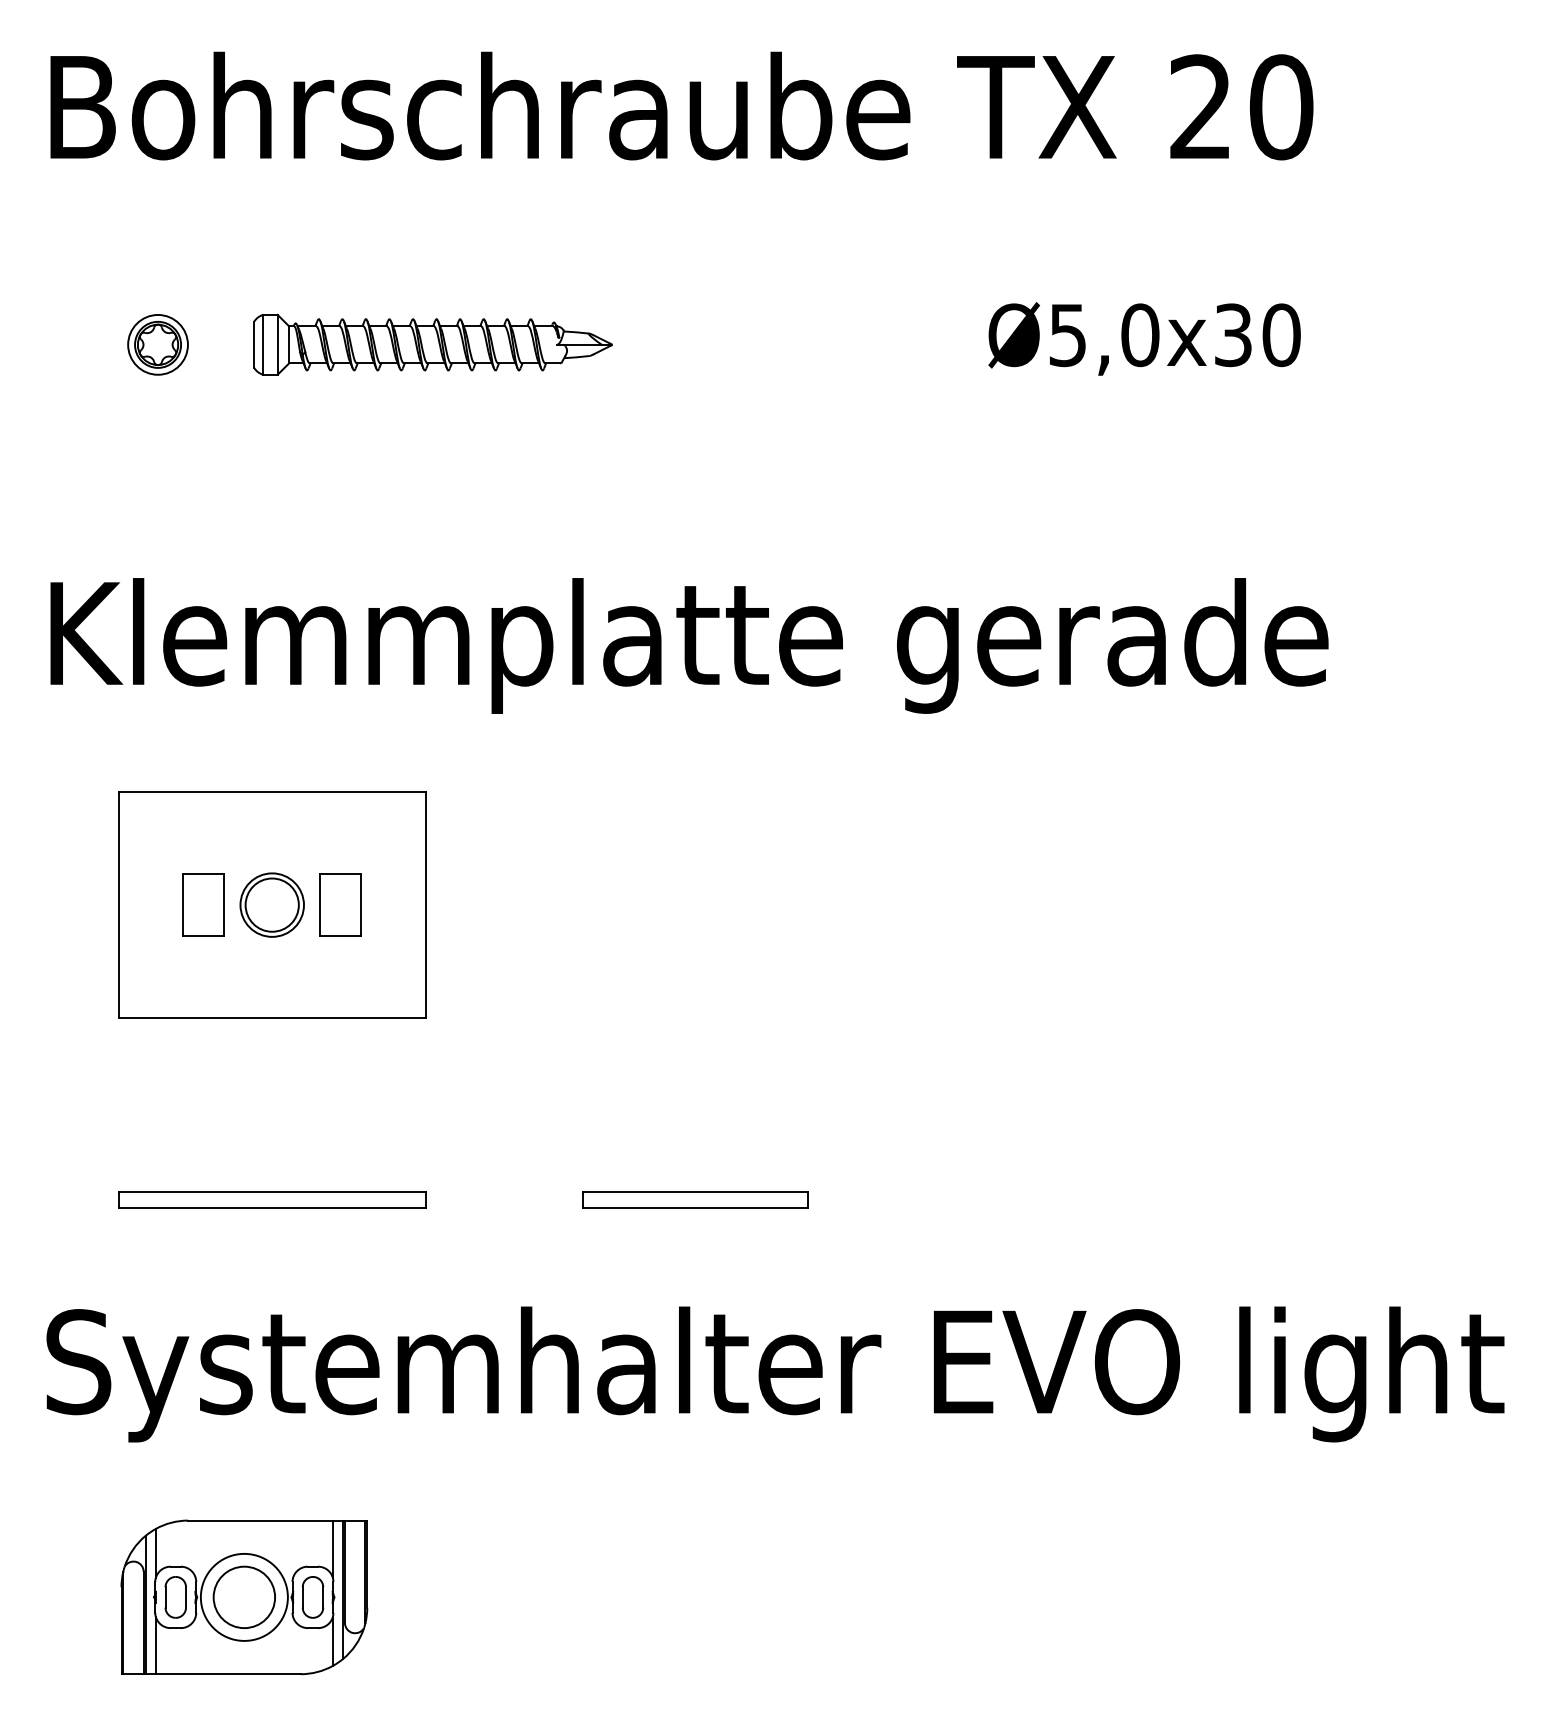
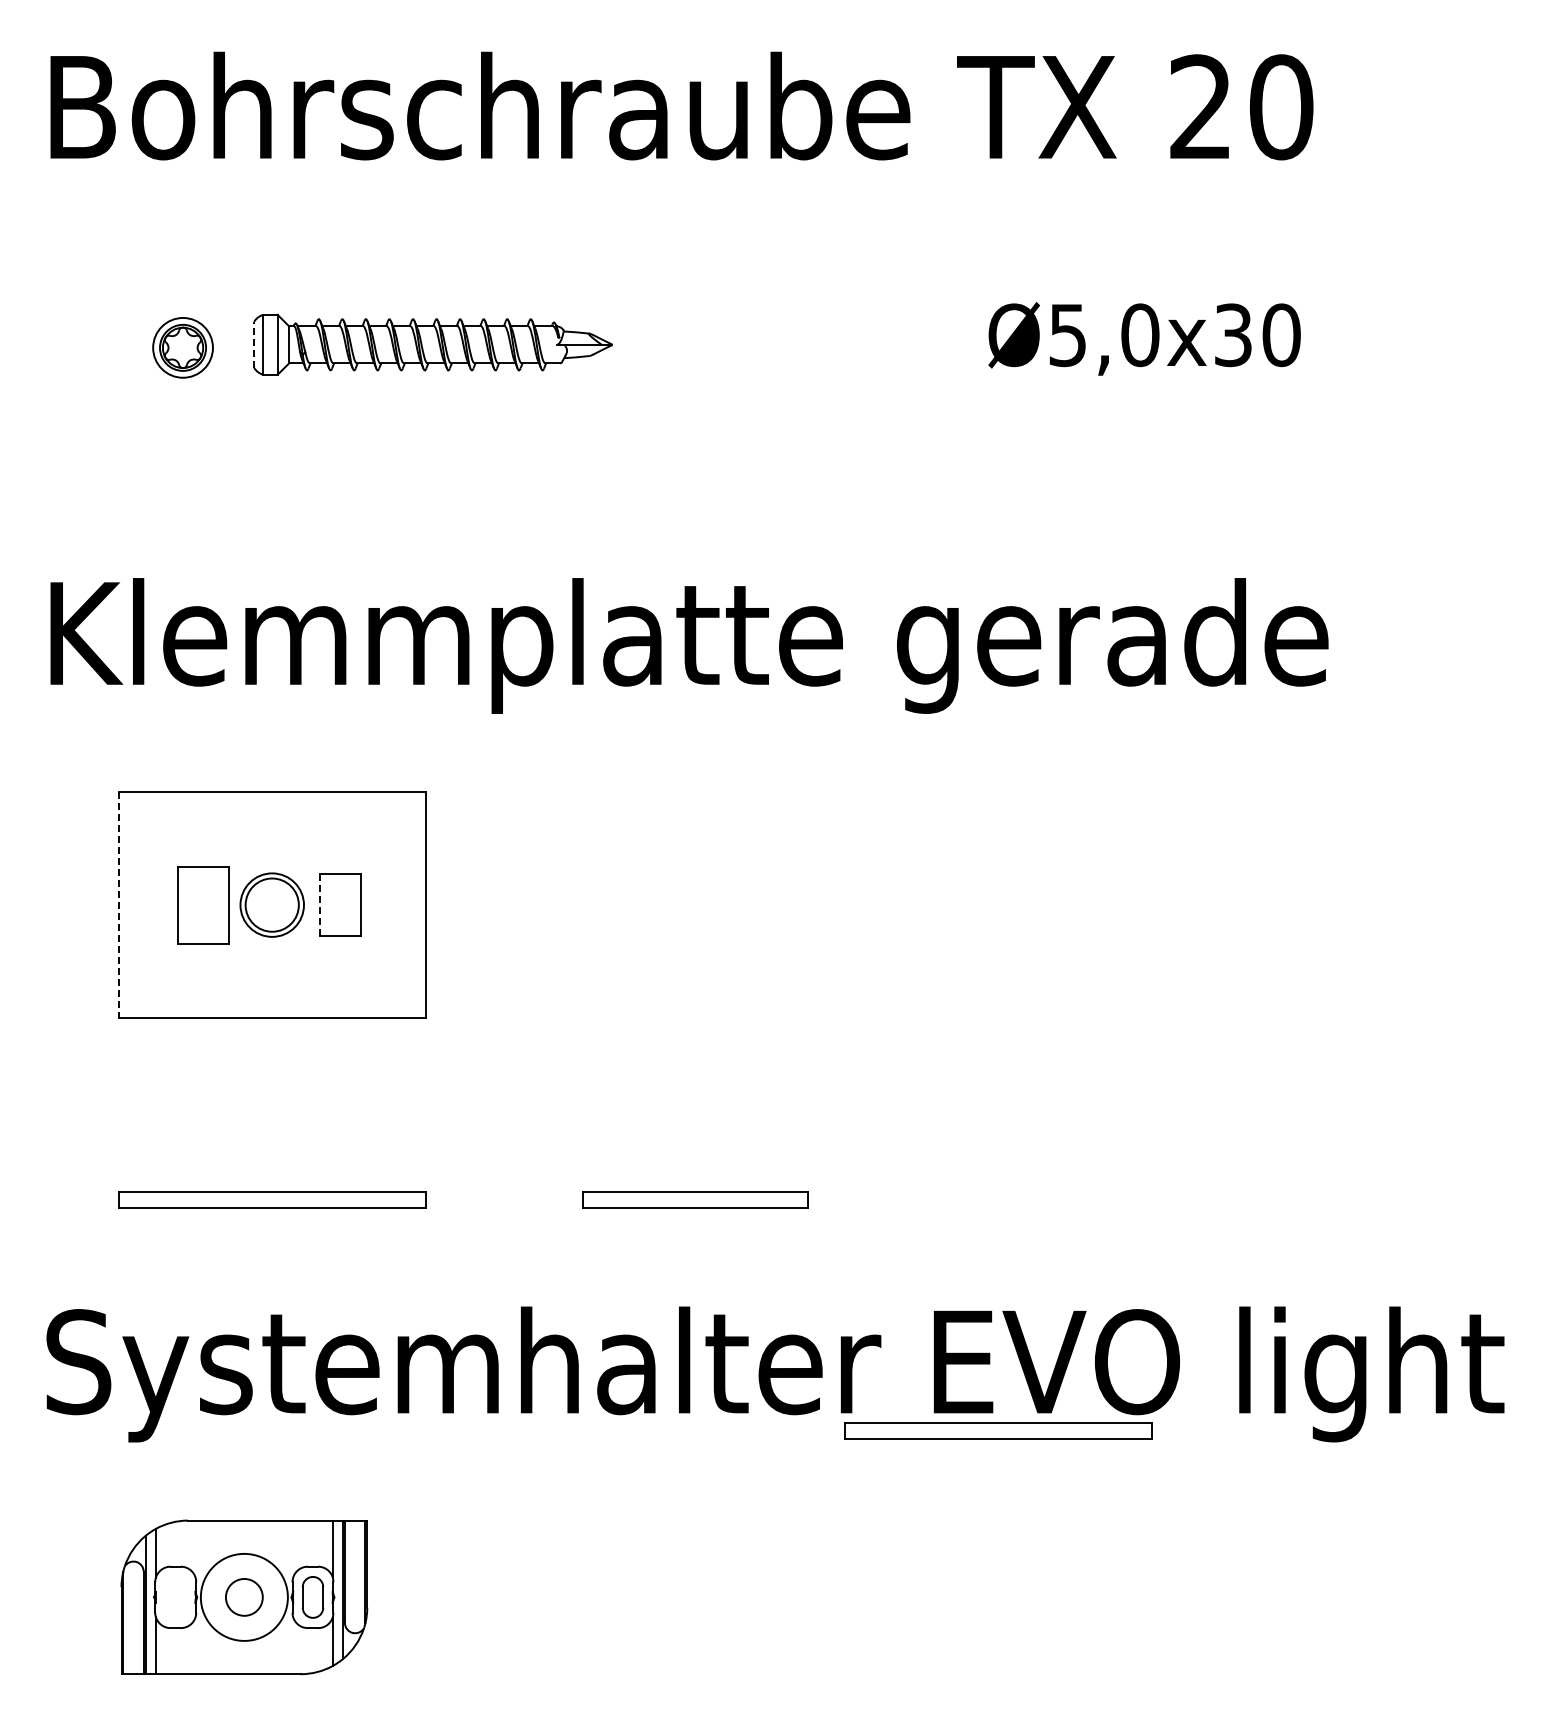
part position: (157, 344) -> (182, 347) (182, 347)
line: solid -> dashed (254, 344)
part size: 43x64 px -> 53x79 px (203, 905)
line: solid -> dashed (118, 905)
line: solid -> dashed (320, 905)
part: none -> present (998, 1430)
part: present -> none (175, 1597)
circle diameter: 61 px -> 37 px (243, 1596)
